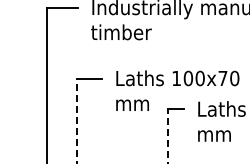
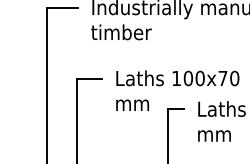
line: dashed -> solid (77, 120)
line: dashed -> solid (168, 136)
